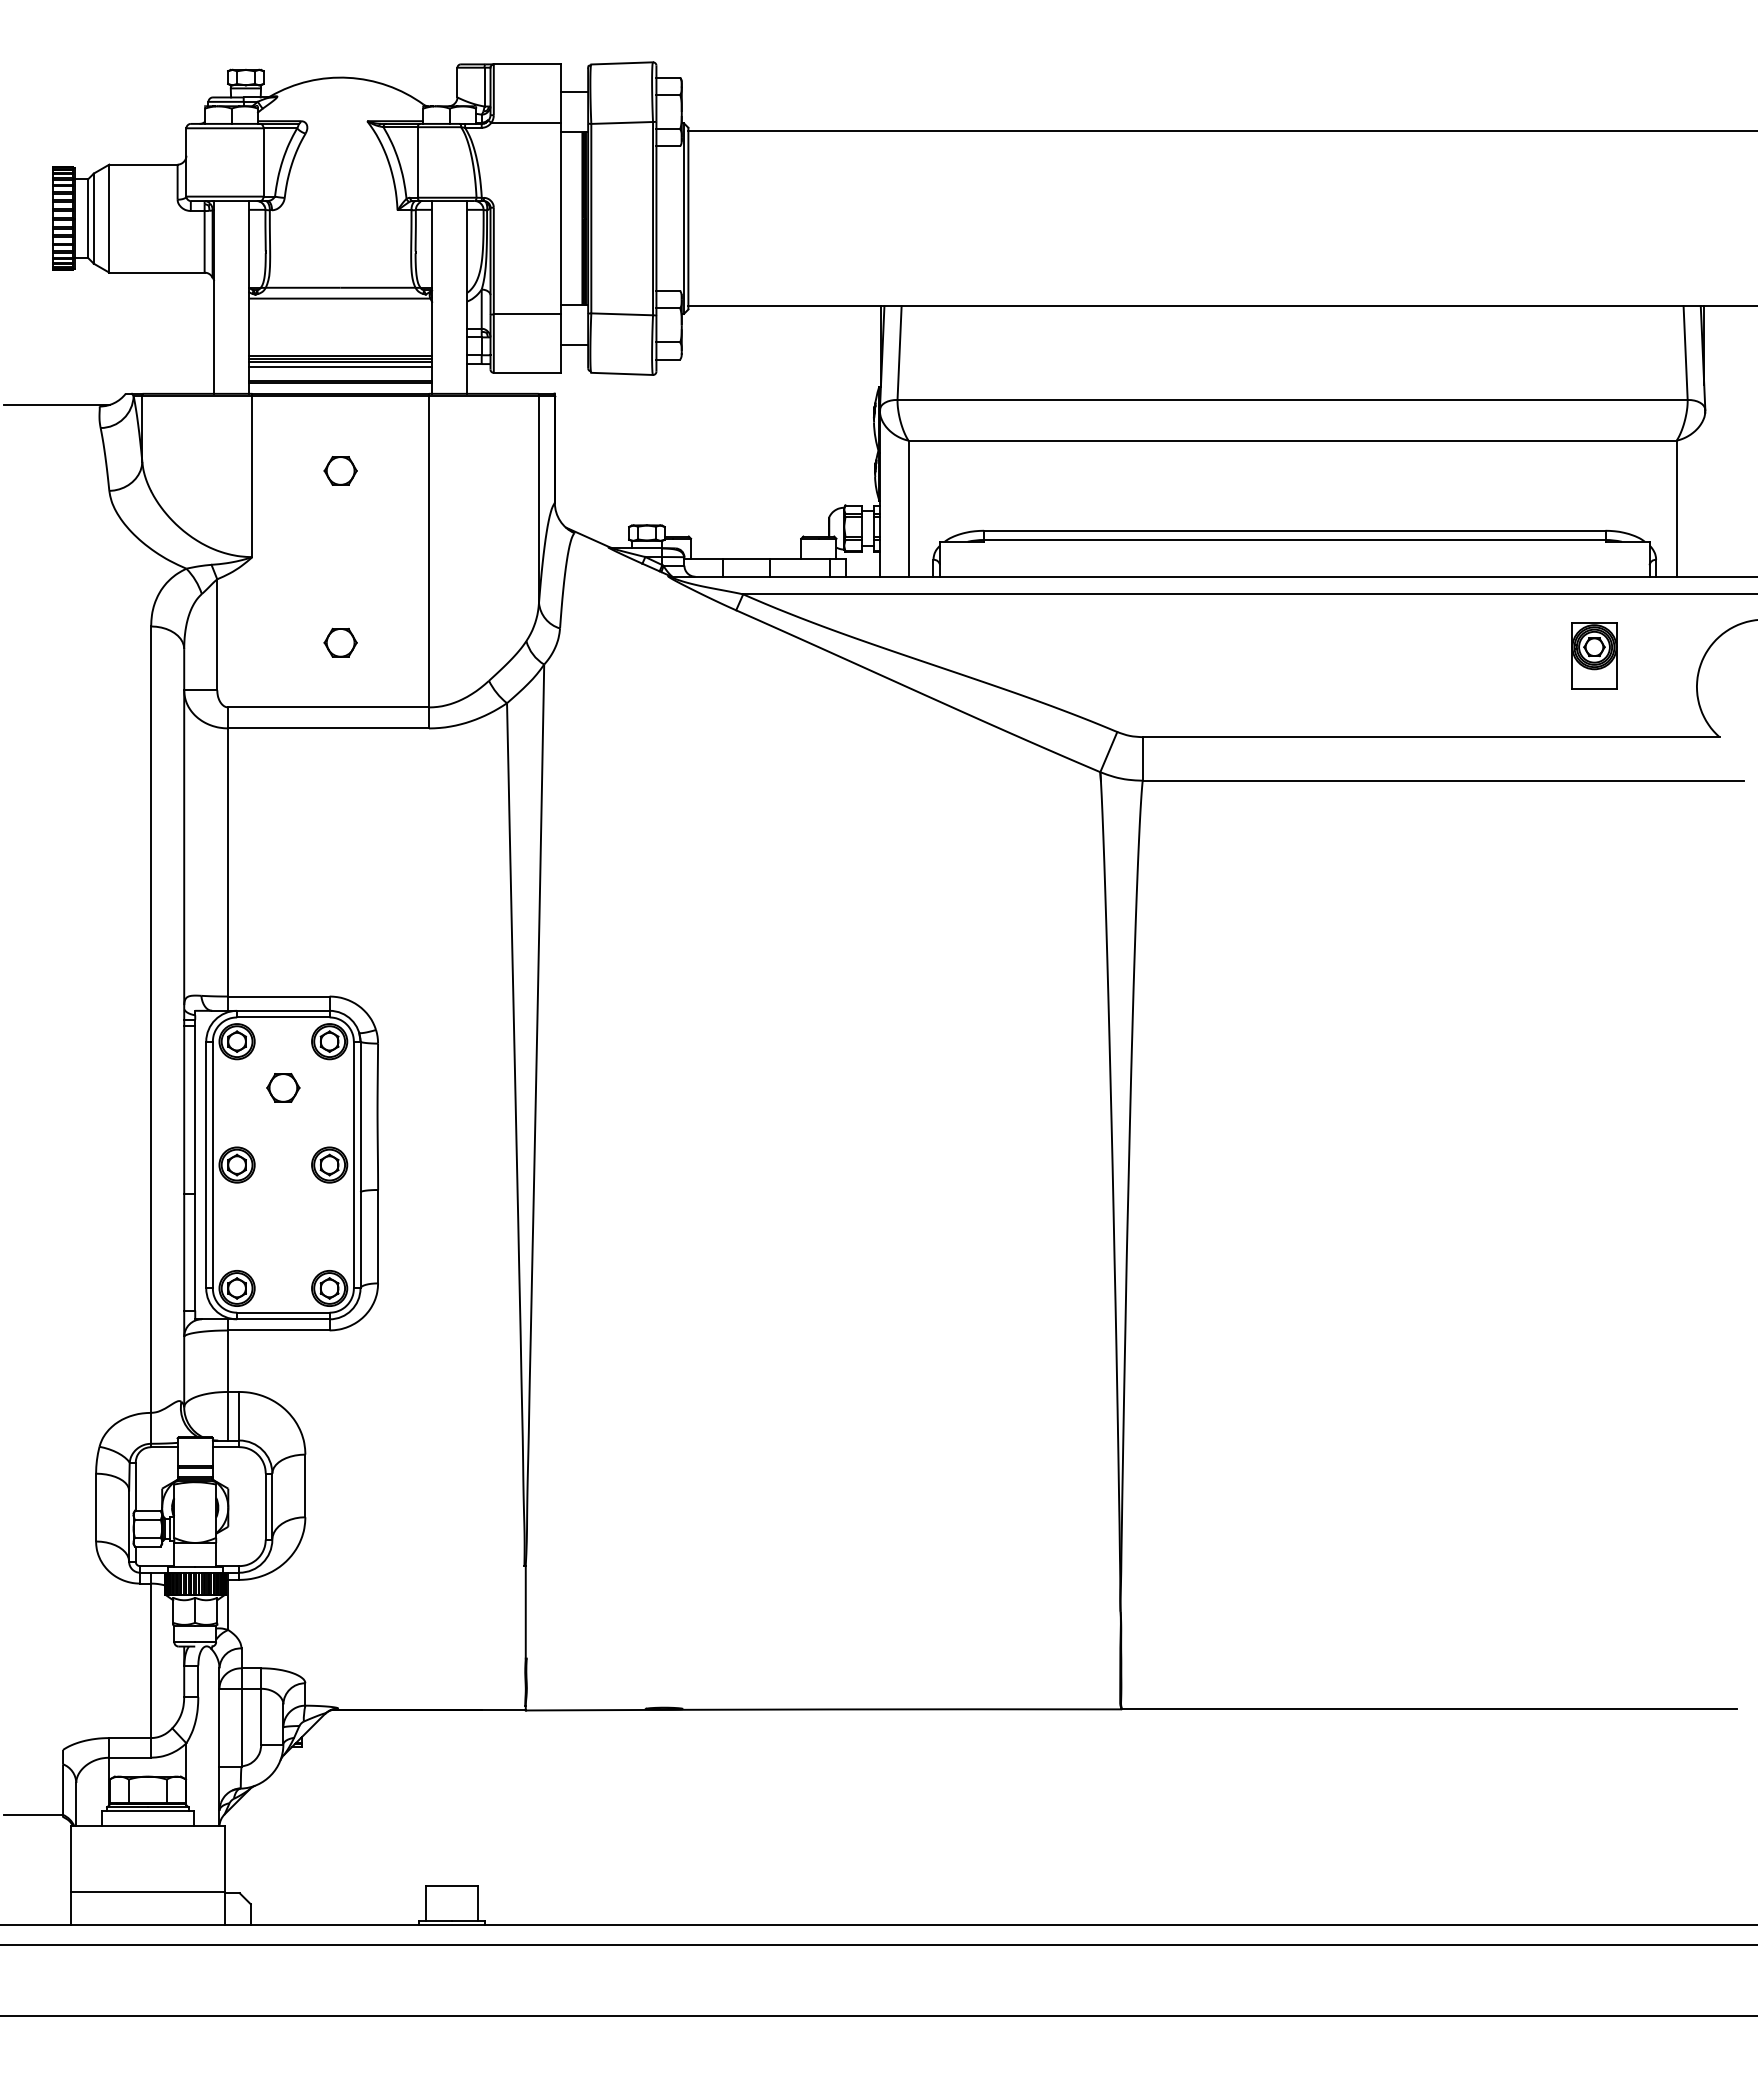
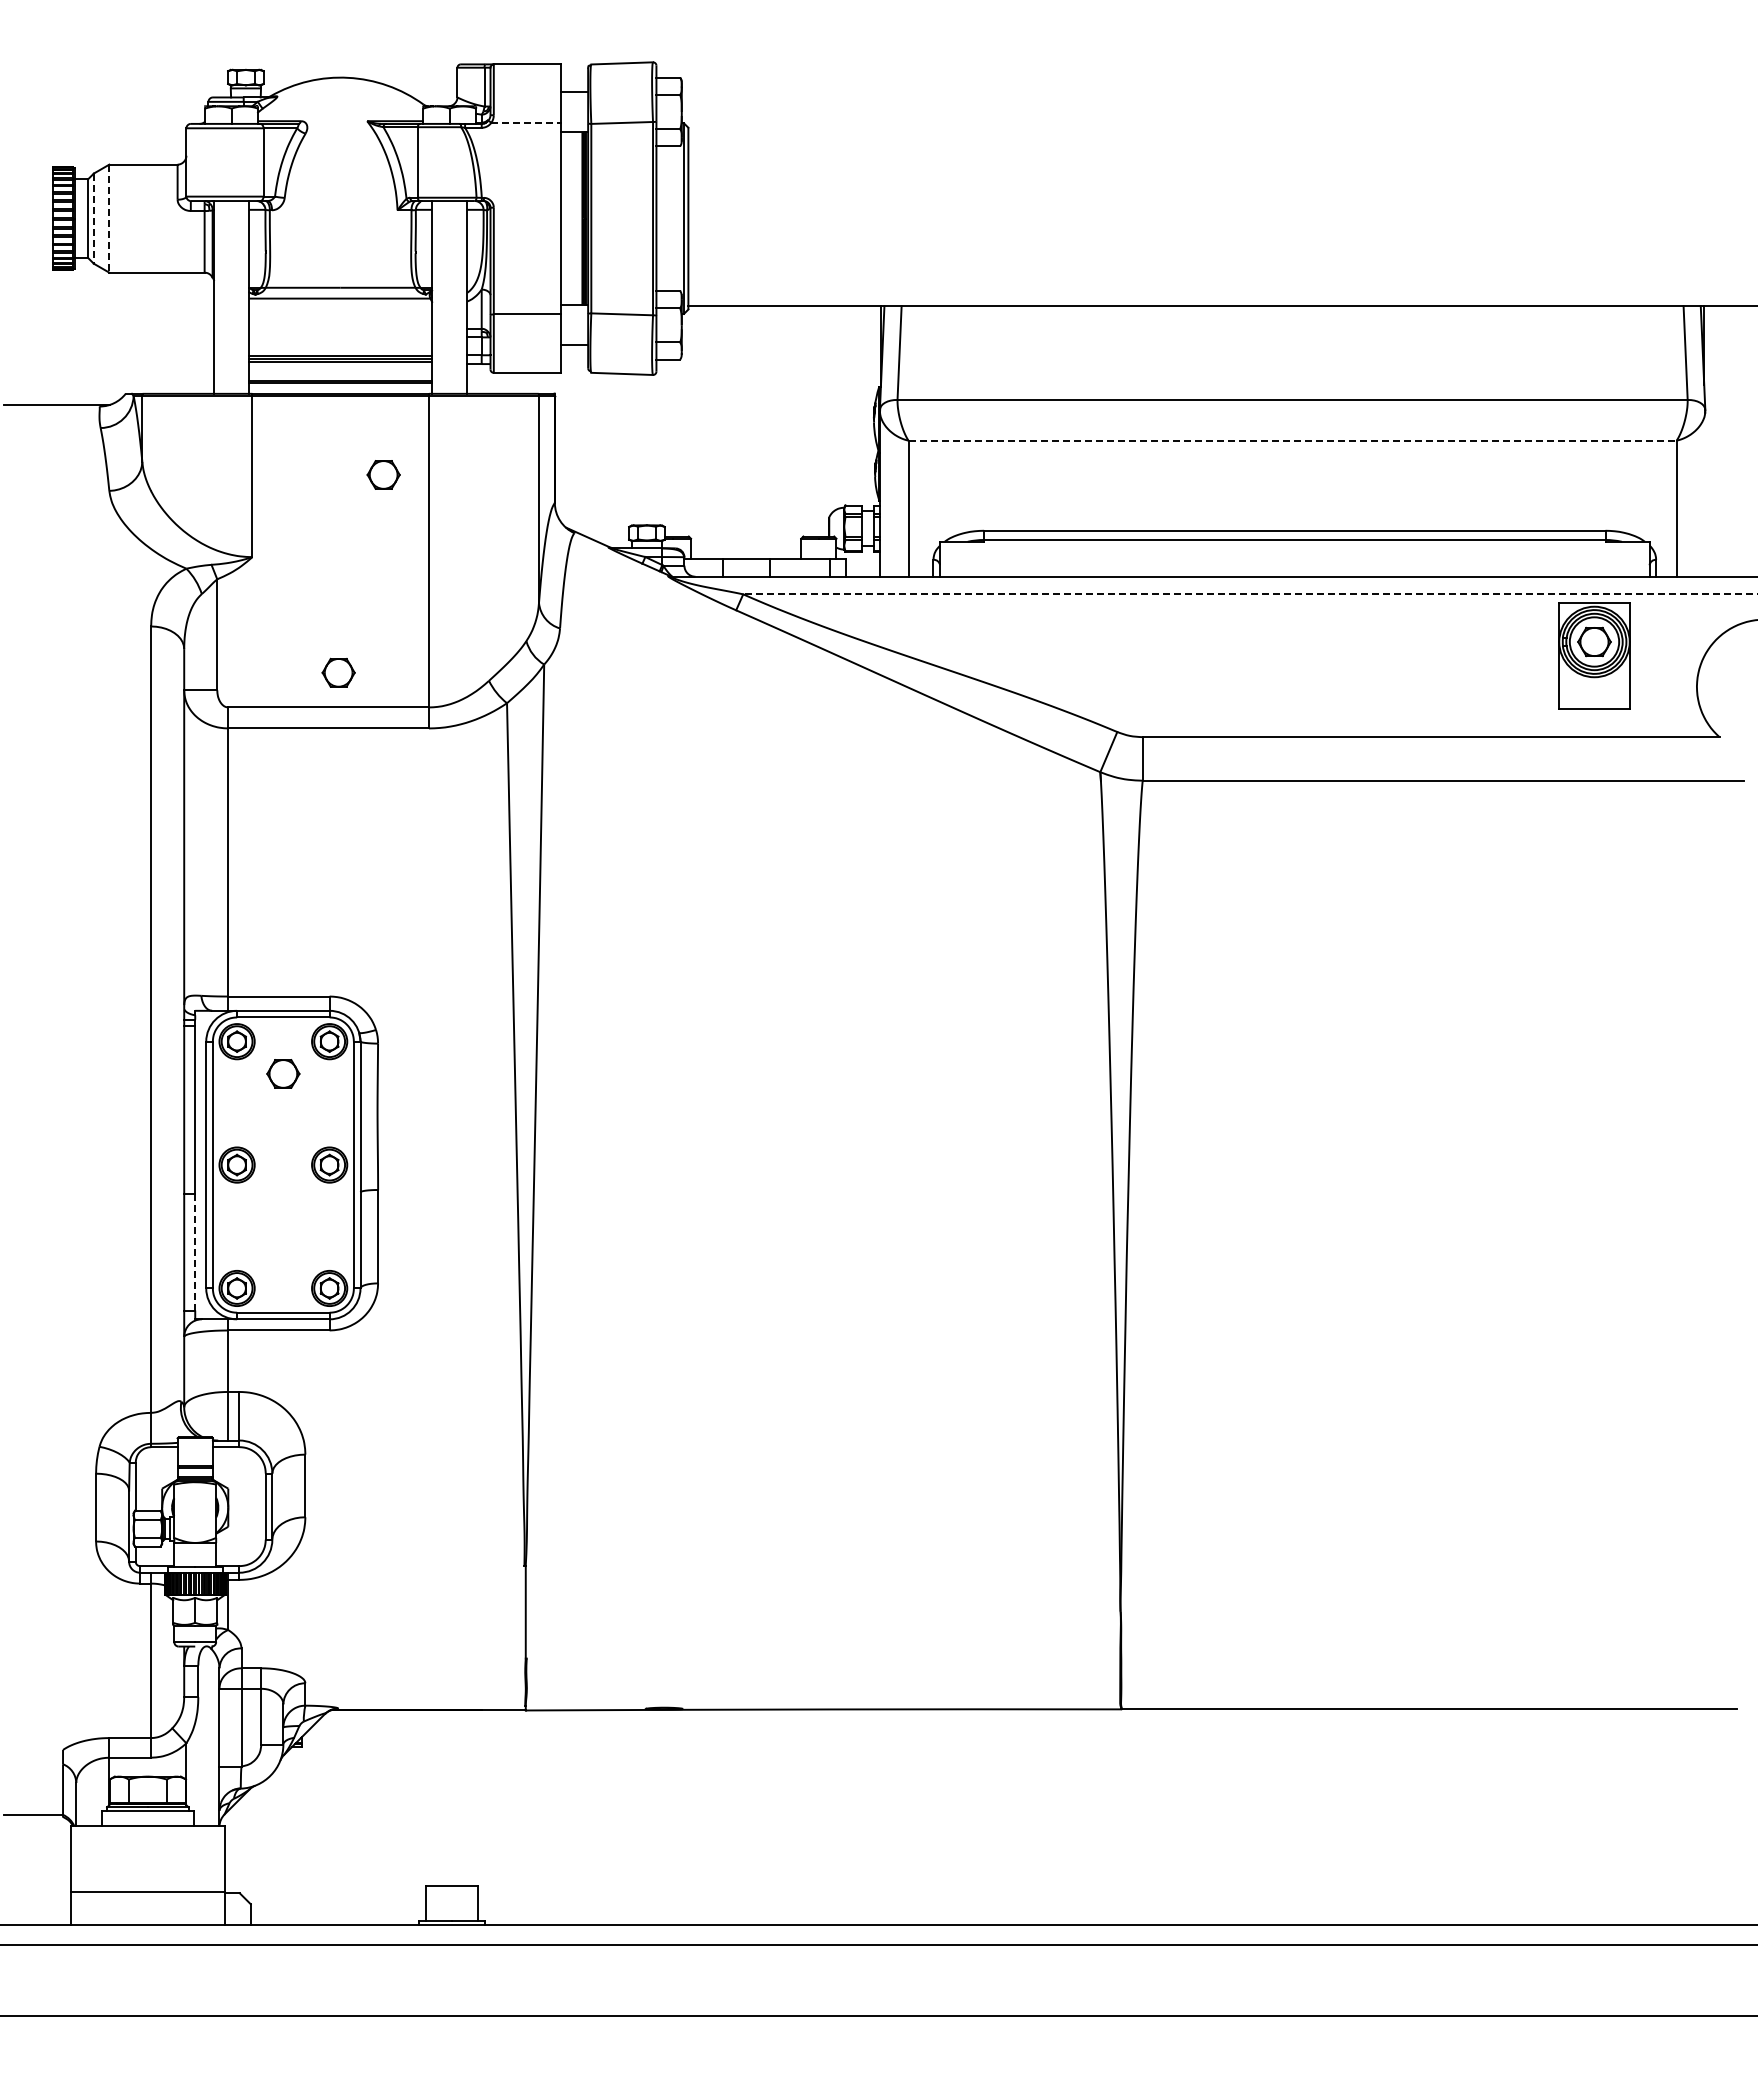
line: solid -> dashed (526, 122)
line: present -> none (1221, 131)
line: solid -> dashed (109, 218)
line: solid -> dashed (93, 219)
line: present -> none (340, 367)
line: solid -> dashed (1293, 440)
part position: (340, 470) -> (383, 474) (383, 474)
line: solid -> dashed (1250, 594)
part position: (340, 642) -> (338, 672) (338, 672)
part size: 47x68 px -> 73x108 px (1594, 655)
part position: (283, 1087) -> (283, 1073) (283, 1073)
line: solid -> dashed (195, 1252)
